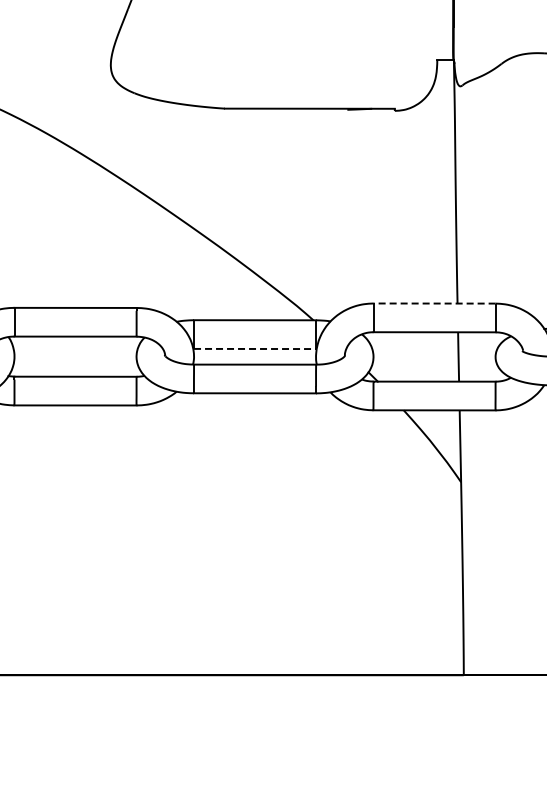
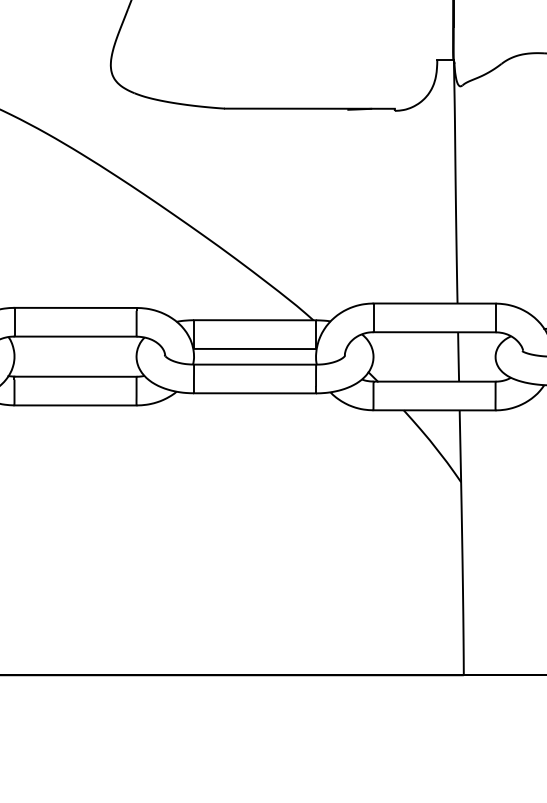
line: dashed -> solid (434, 303)
line: dashed -> solid (255, 348)
